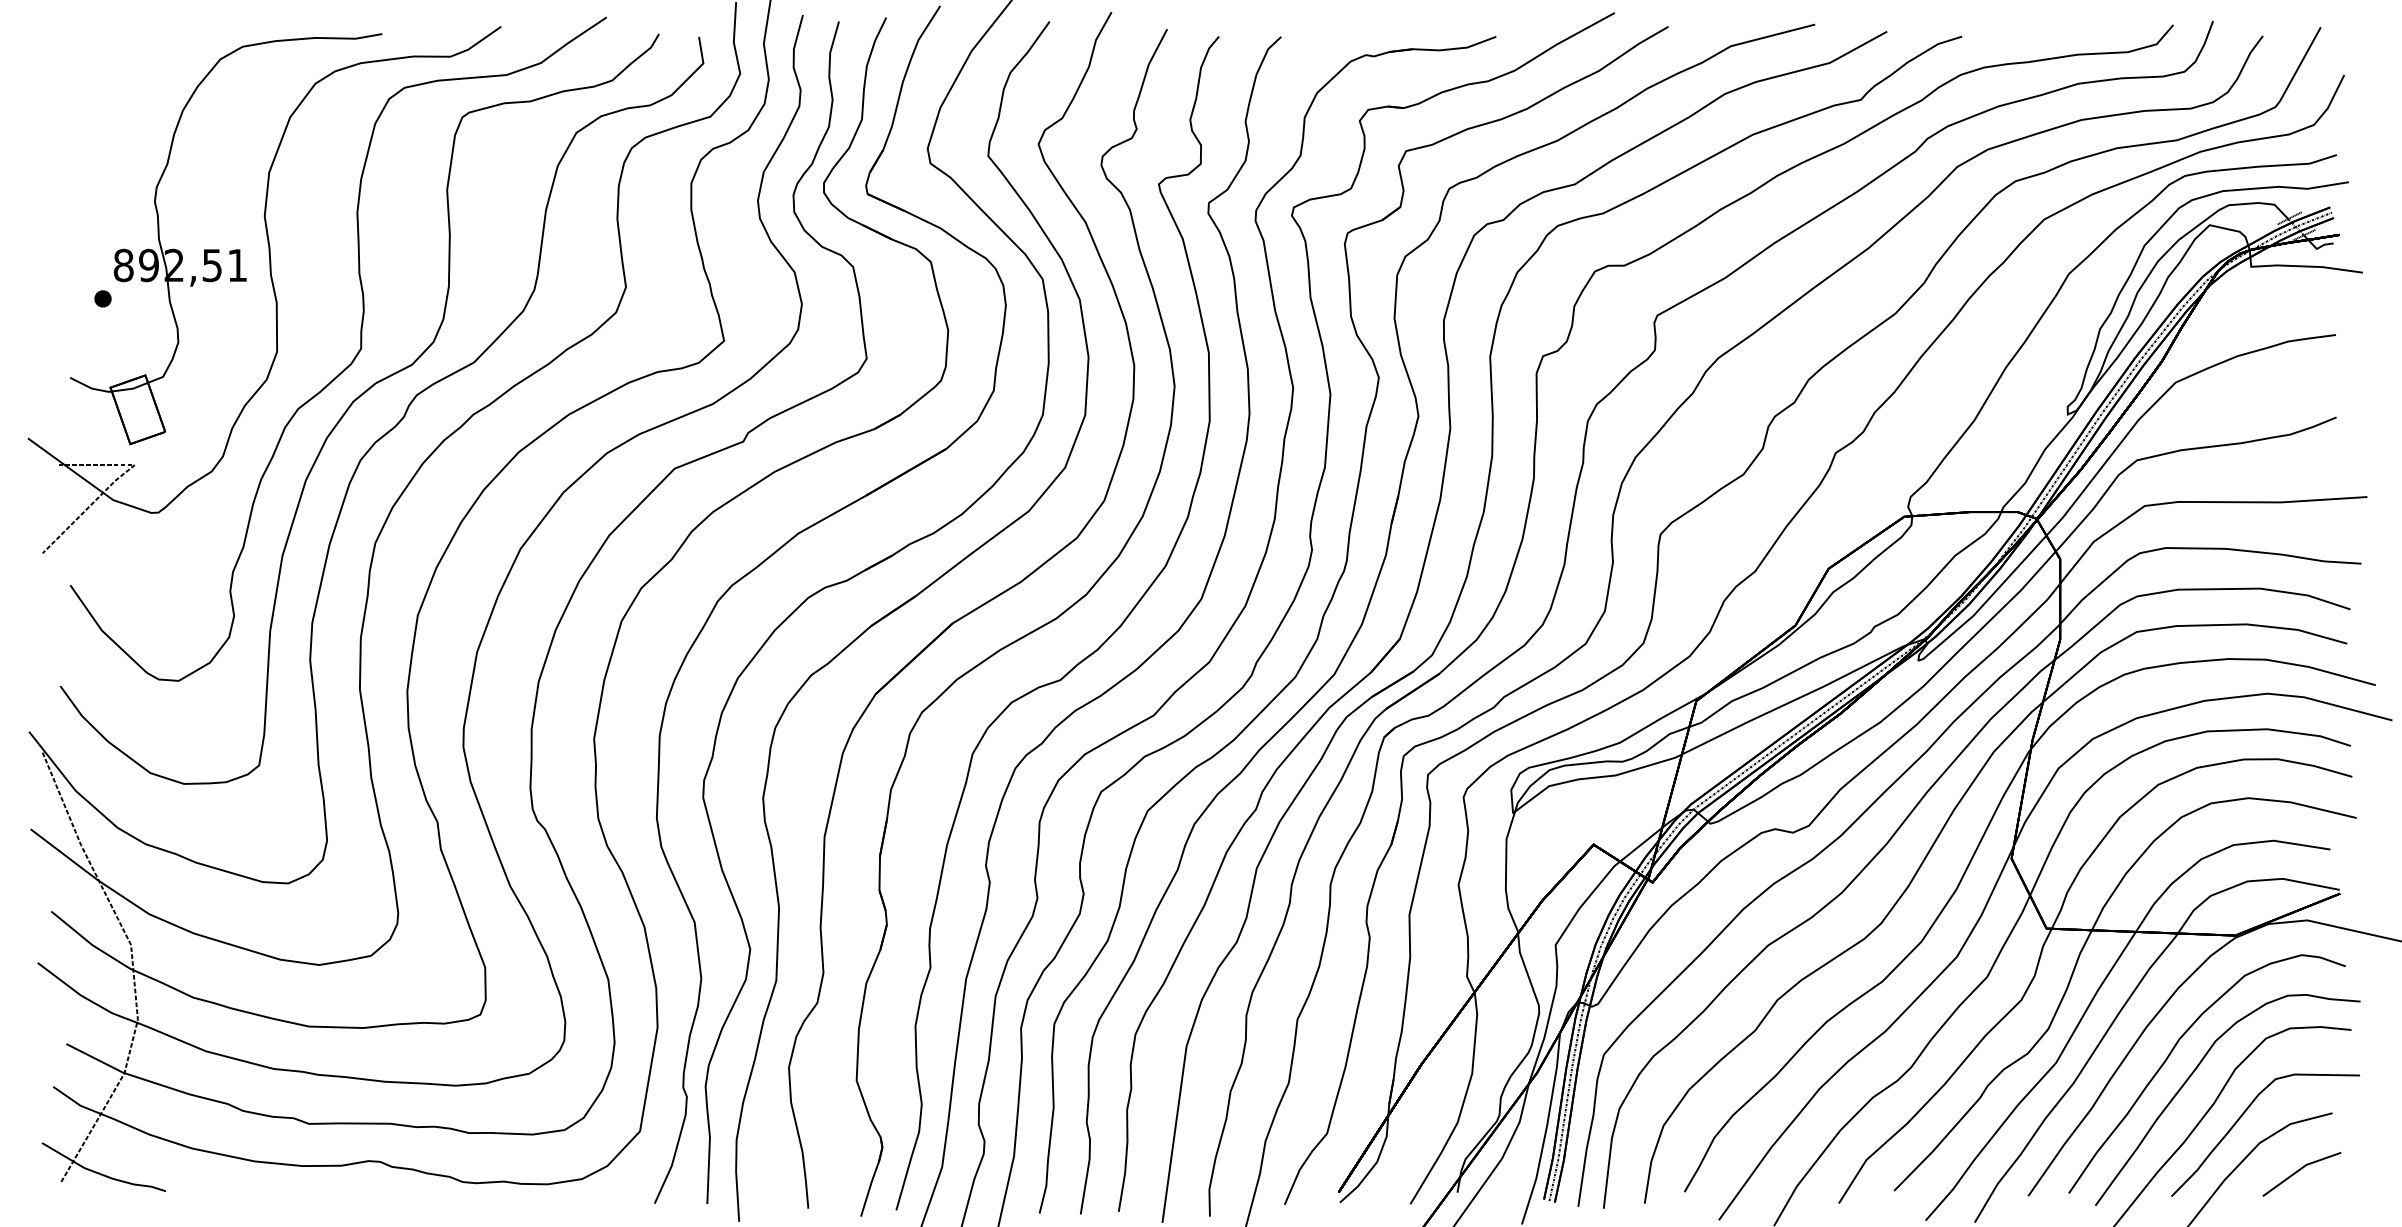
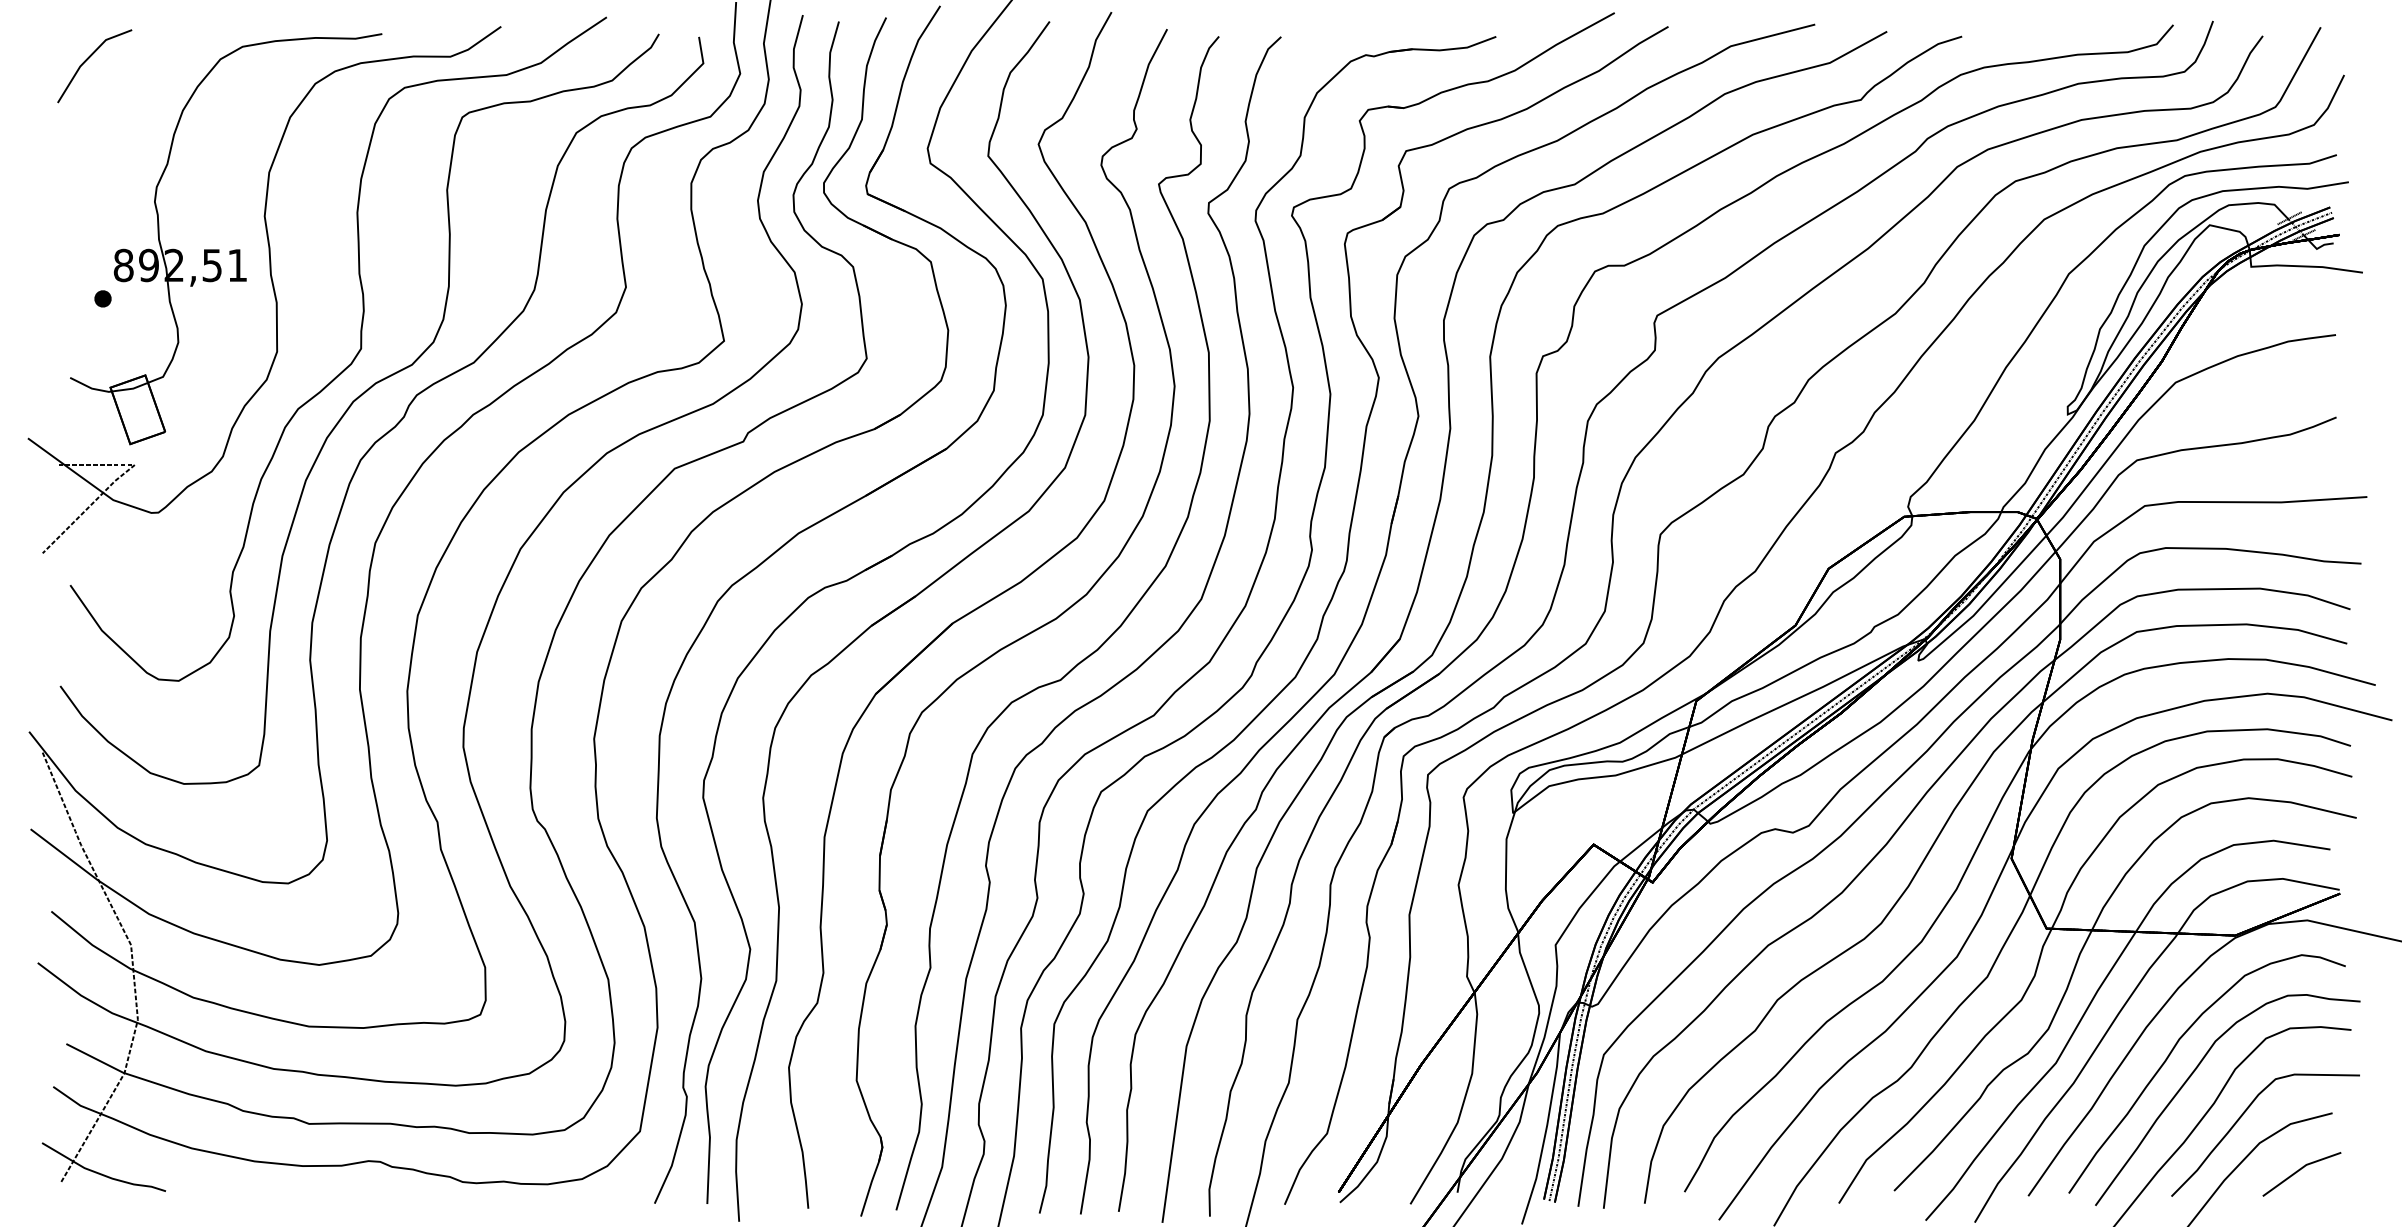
part: none -> present (88, 59)
